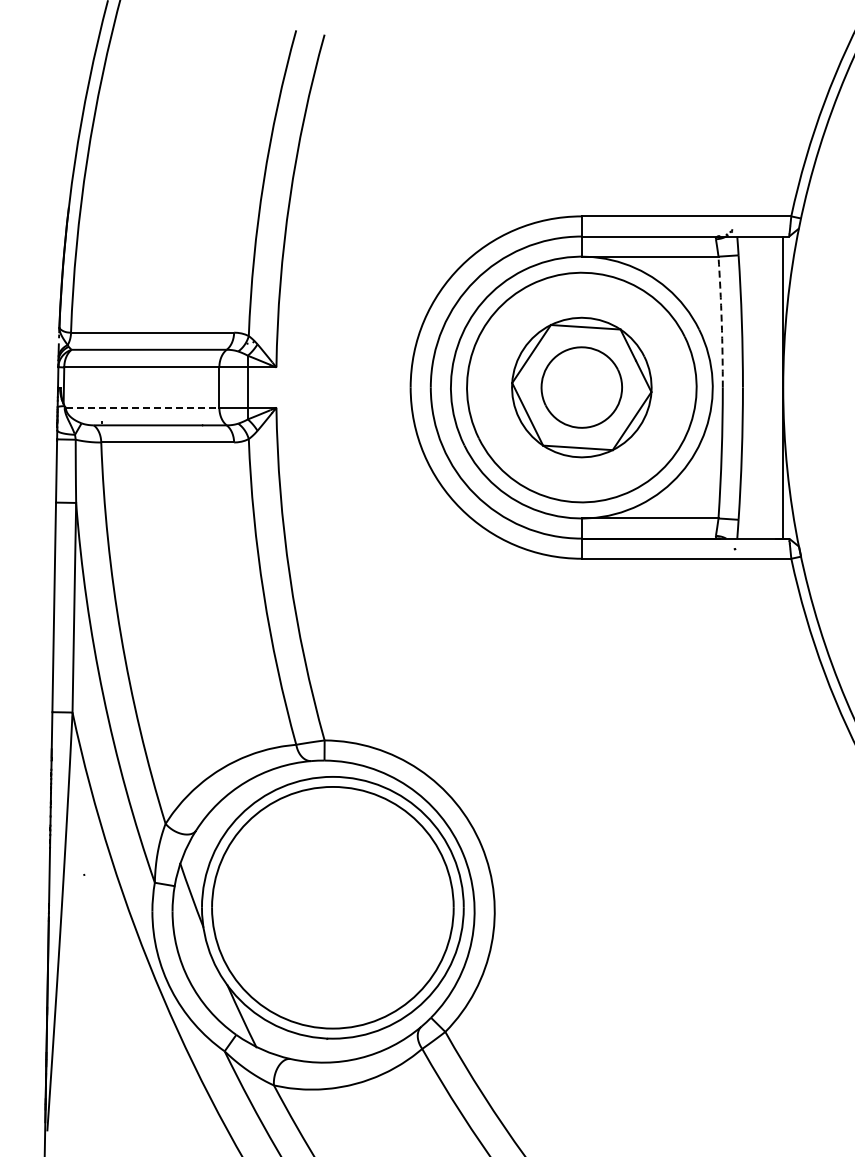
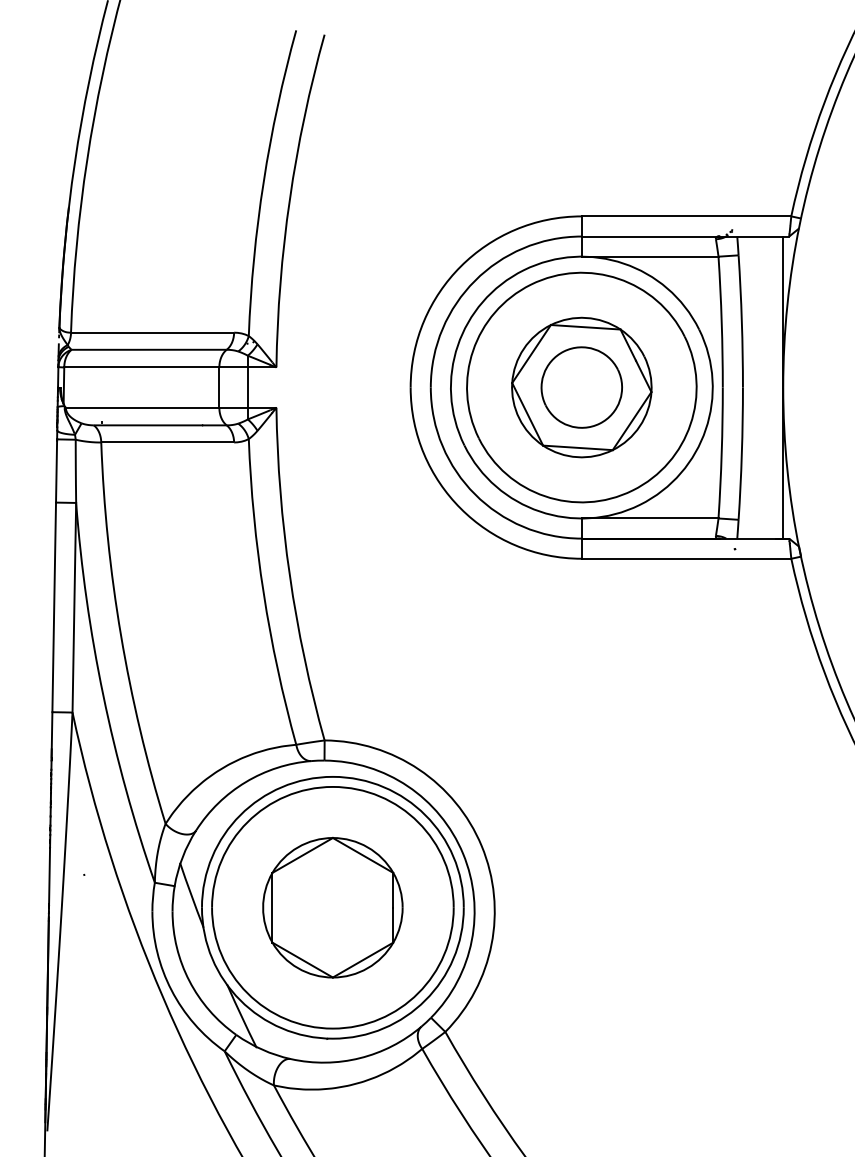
arc: dashed -> solid (721, 322)
line: dashed -> solid (142, 407)
part: none -> present (332, 907)
